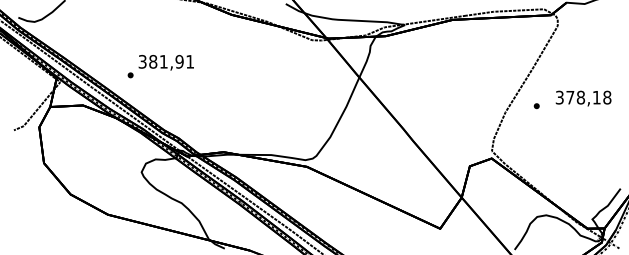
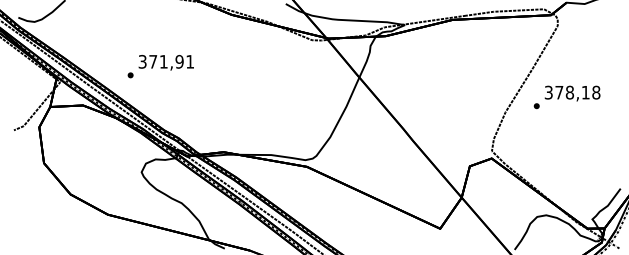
text: 381,91 -> 371,91 (153, 61)
text position: (583, 98) -> (572, 93) (572, 93)
